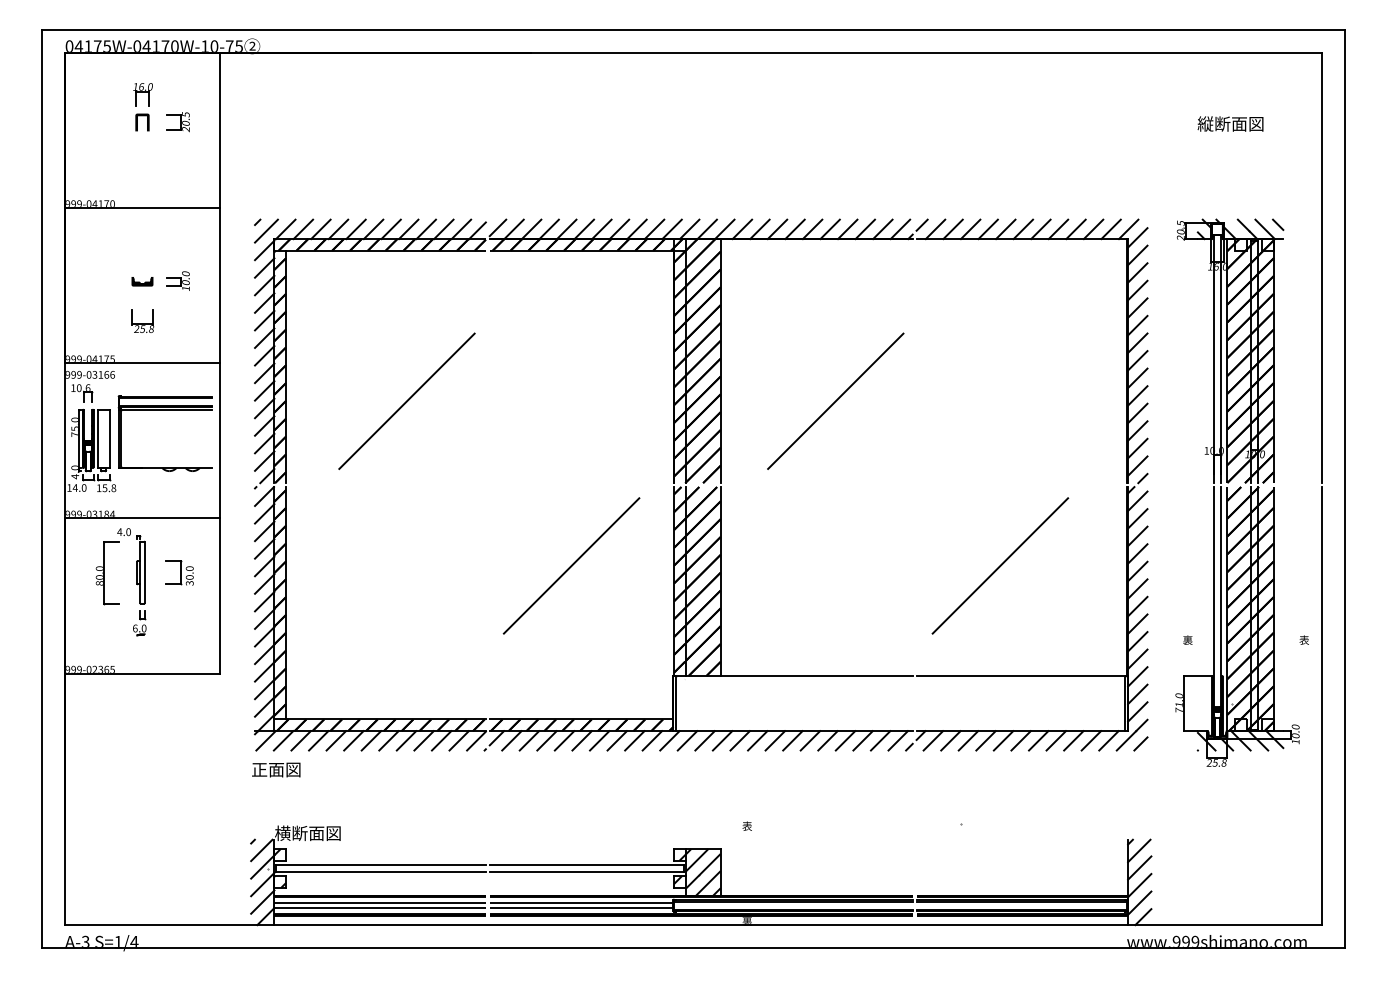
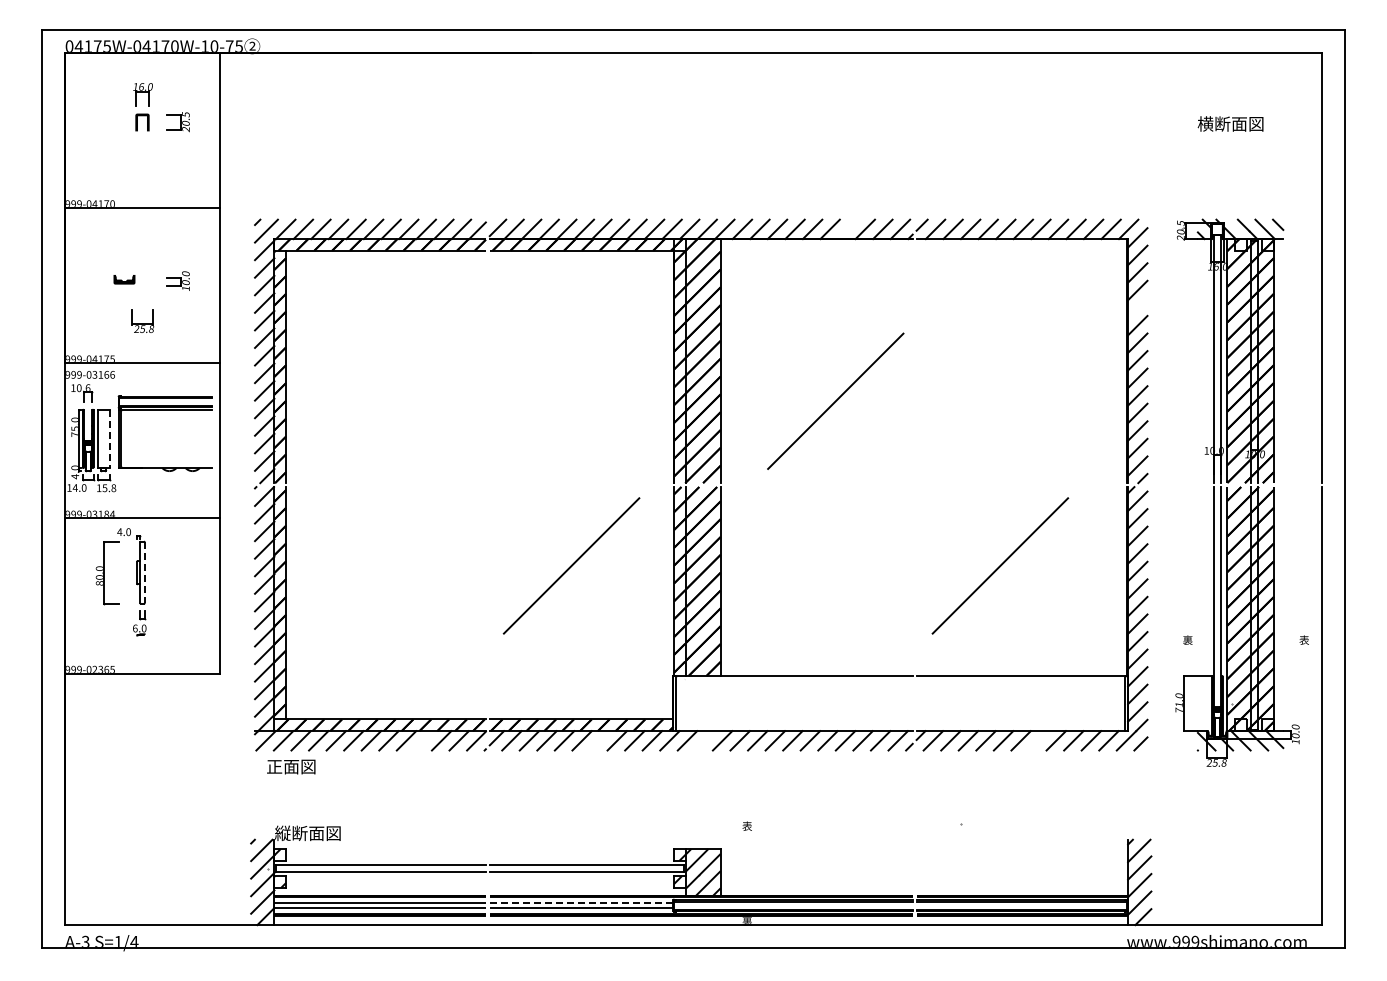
text: 縦断面図 -> 横断面図 (1205, 123)
line: present -> none (847, 229)
part position: (142, 281) -> (124, 279) (124, 279)
line: present -> none (1137, 307)
line: present -> none (406, 400)
line: solid -> dashed (109, 439)
part: present -> none (179, 572)
line: solid -> dashed (144, 573)
line: present -> none (423, 740)
line: present -> none (599, 740)
line: present -> none (704, 740)
line: present -> none (1038, 740)
text position: (276, 769) -> (291, 766) (291, 766)
text: 横断面図 -> 縦断面図 (282, 832)
line: solid -> dashed (581, 902)
